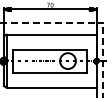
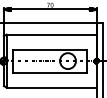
line: dashed -> solid (48, 22)
line: dashed -> solid (103, 59)
